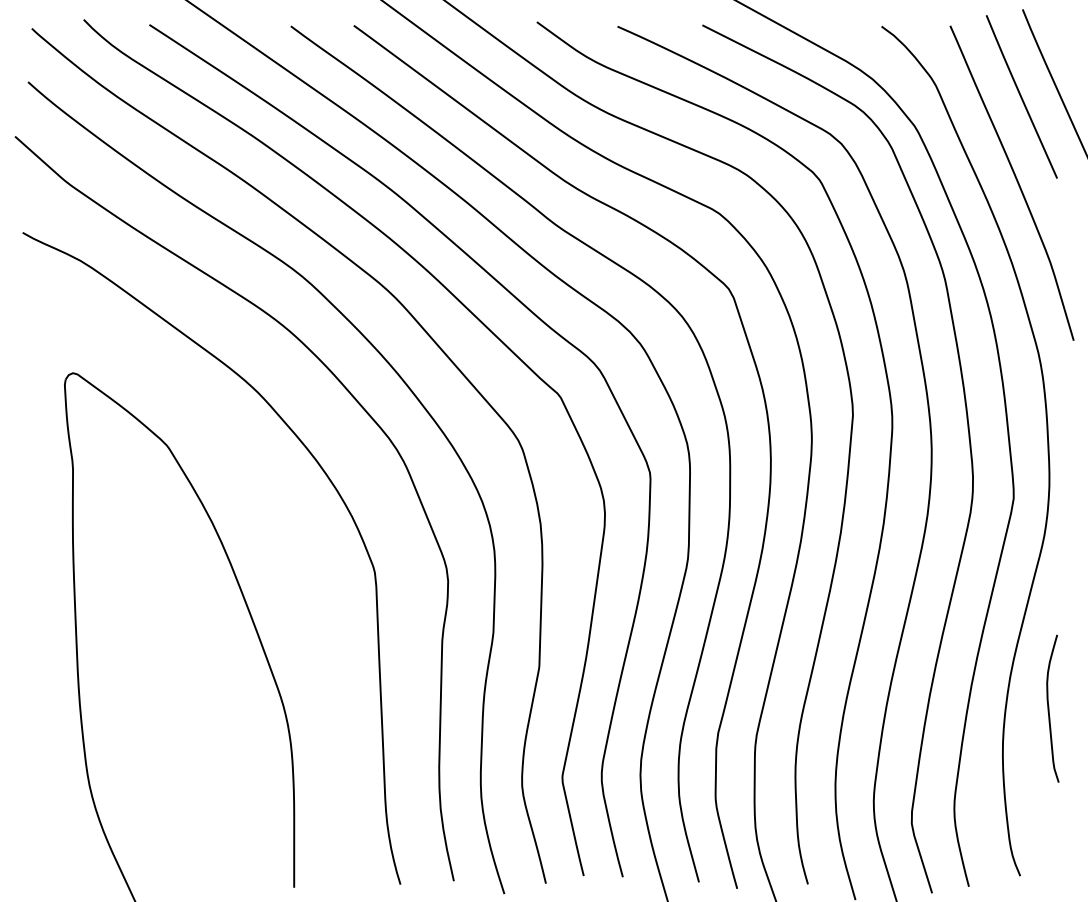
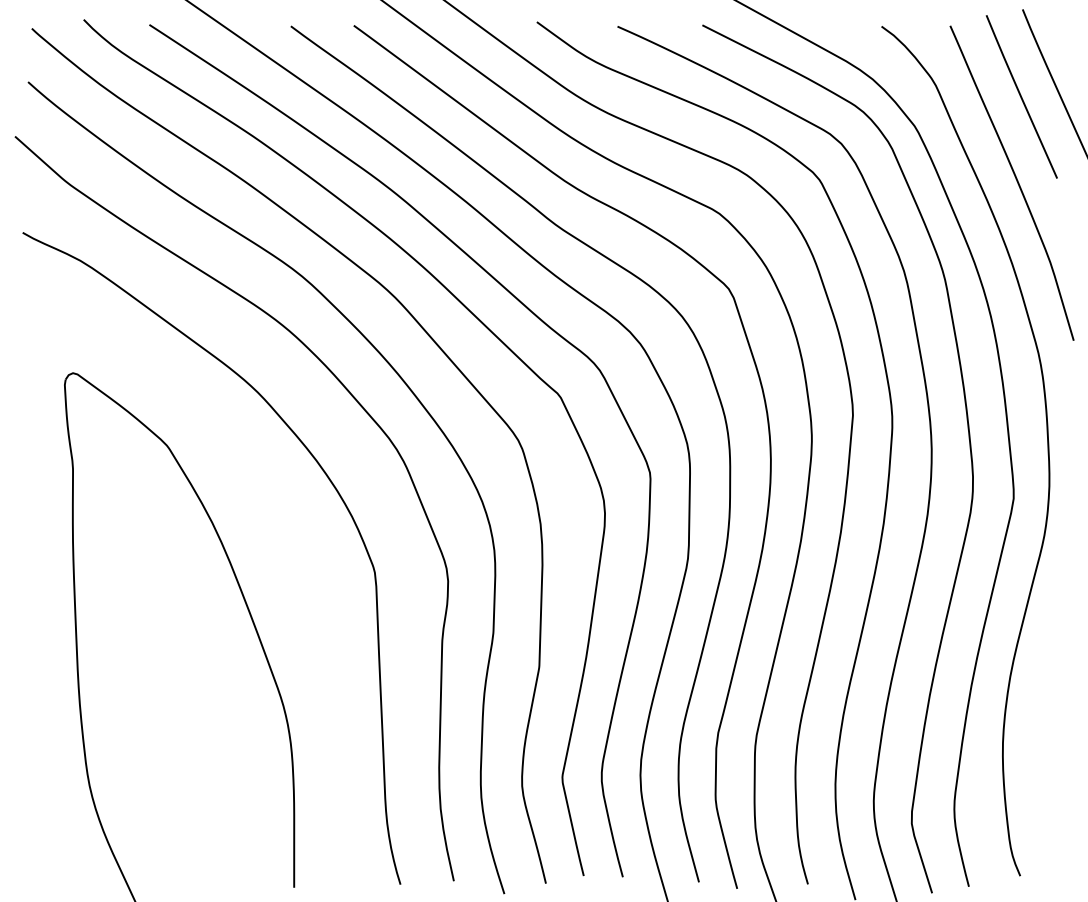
curve: present -> none (1049, 708)
